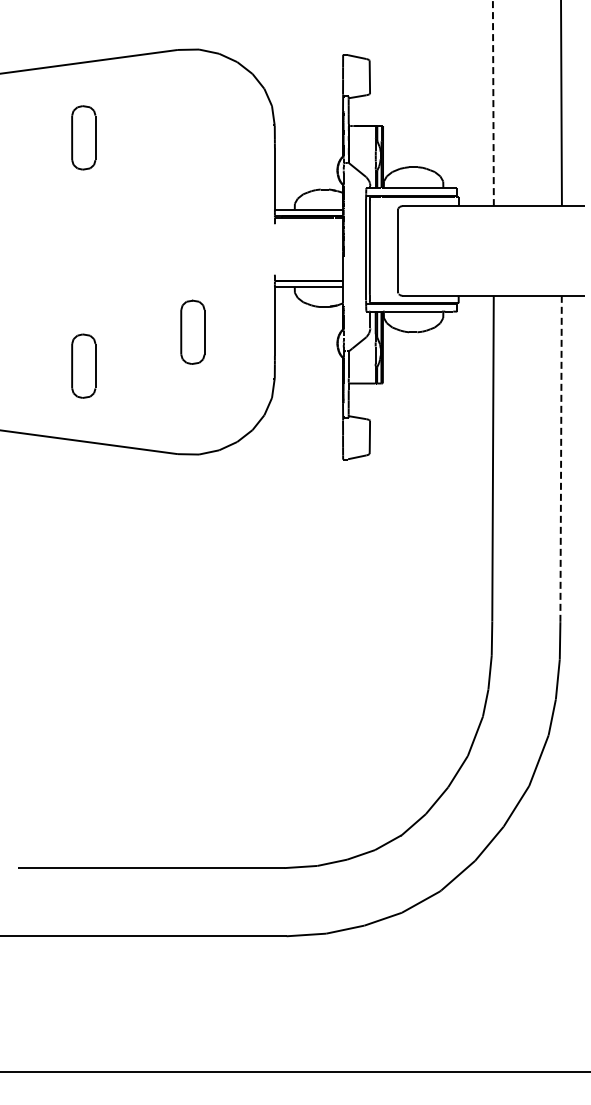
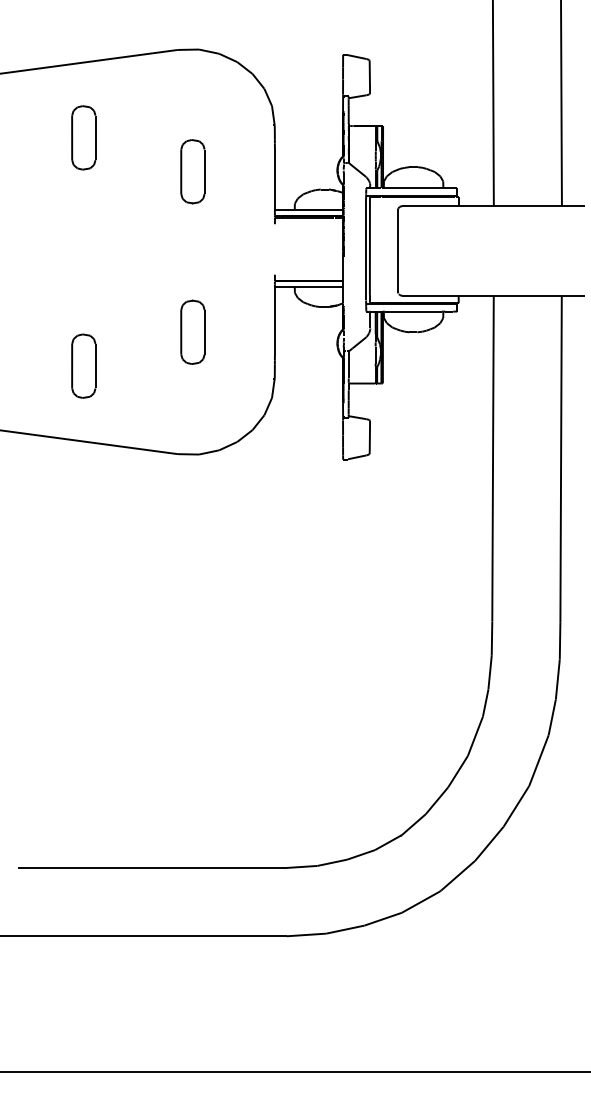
line: dashed -> solid (493, 103)
part: none -> present (192, 171)
line: dashed -> solid (561, 459)
